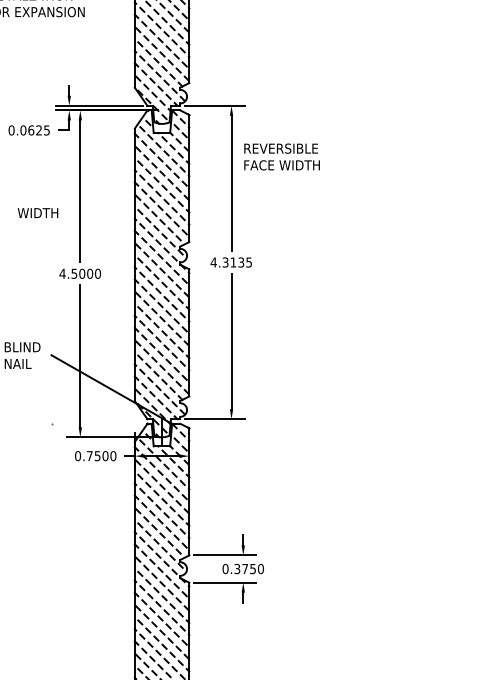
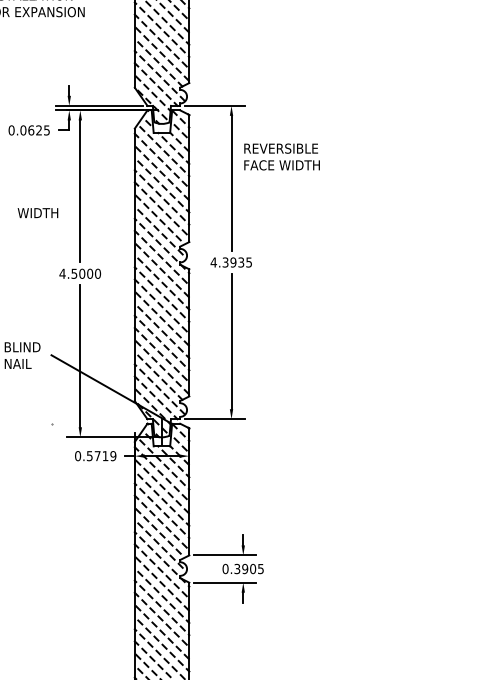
text: 4.3135 -> 4.3935 (233, 262)
text: 0.7500 -> 0.5719 (101, 456)
text: 0.3750 -> 0.3905 (252, 568)
